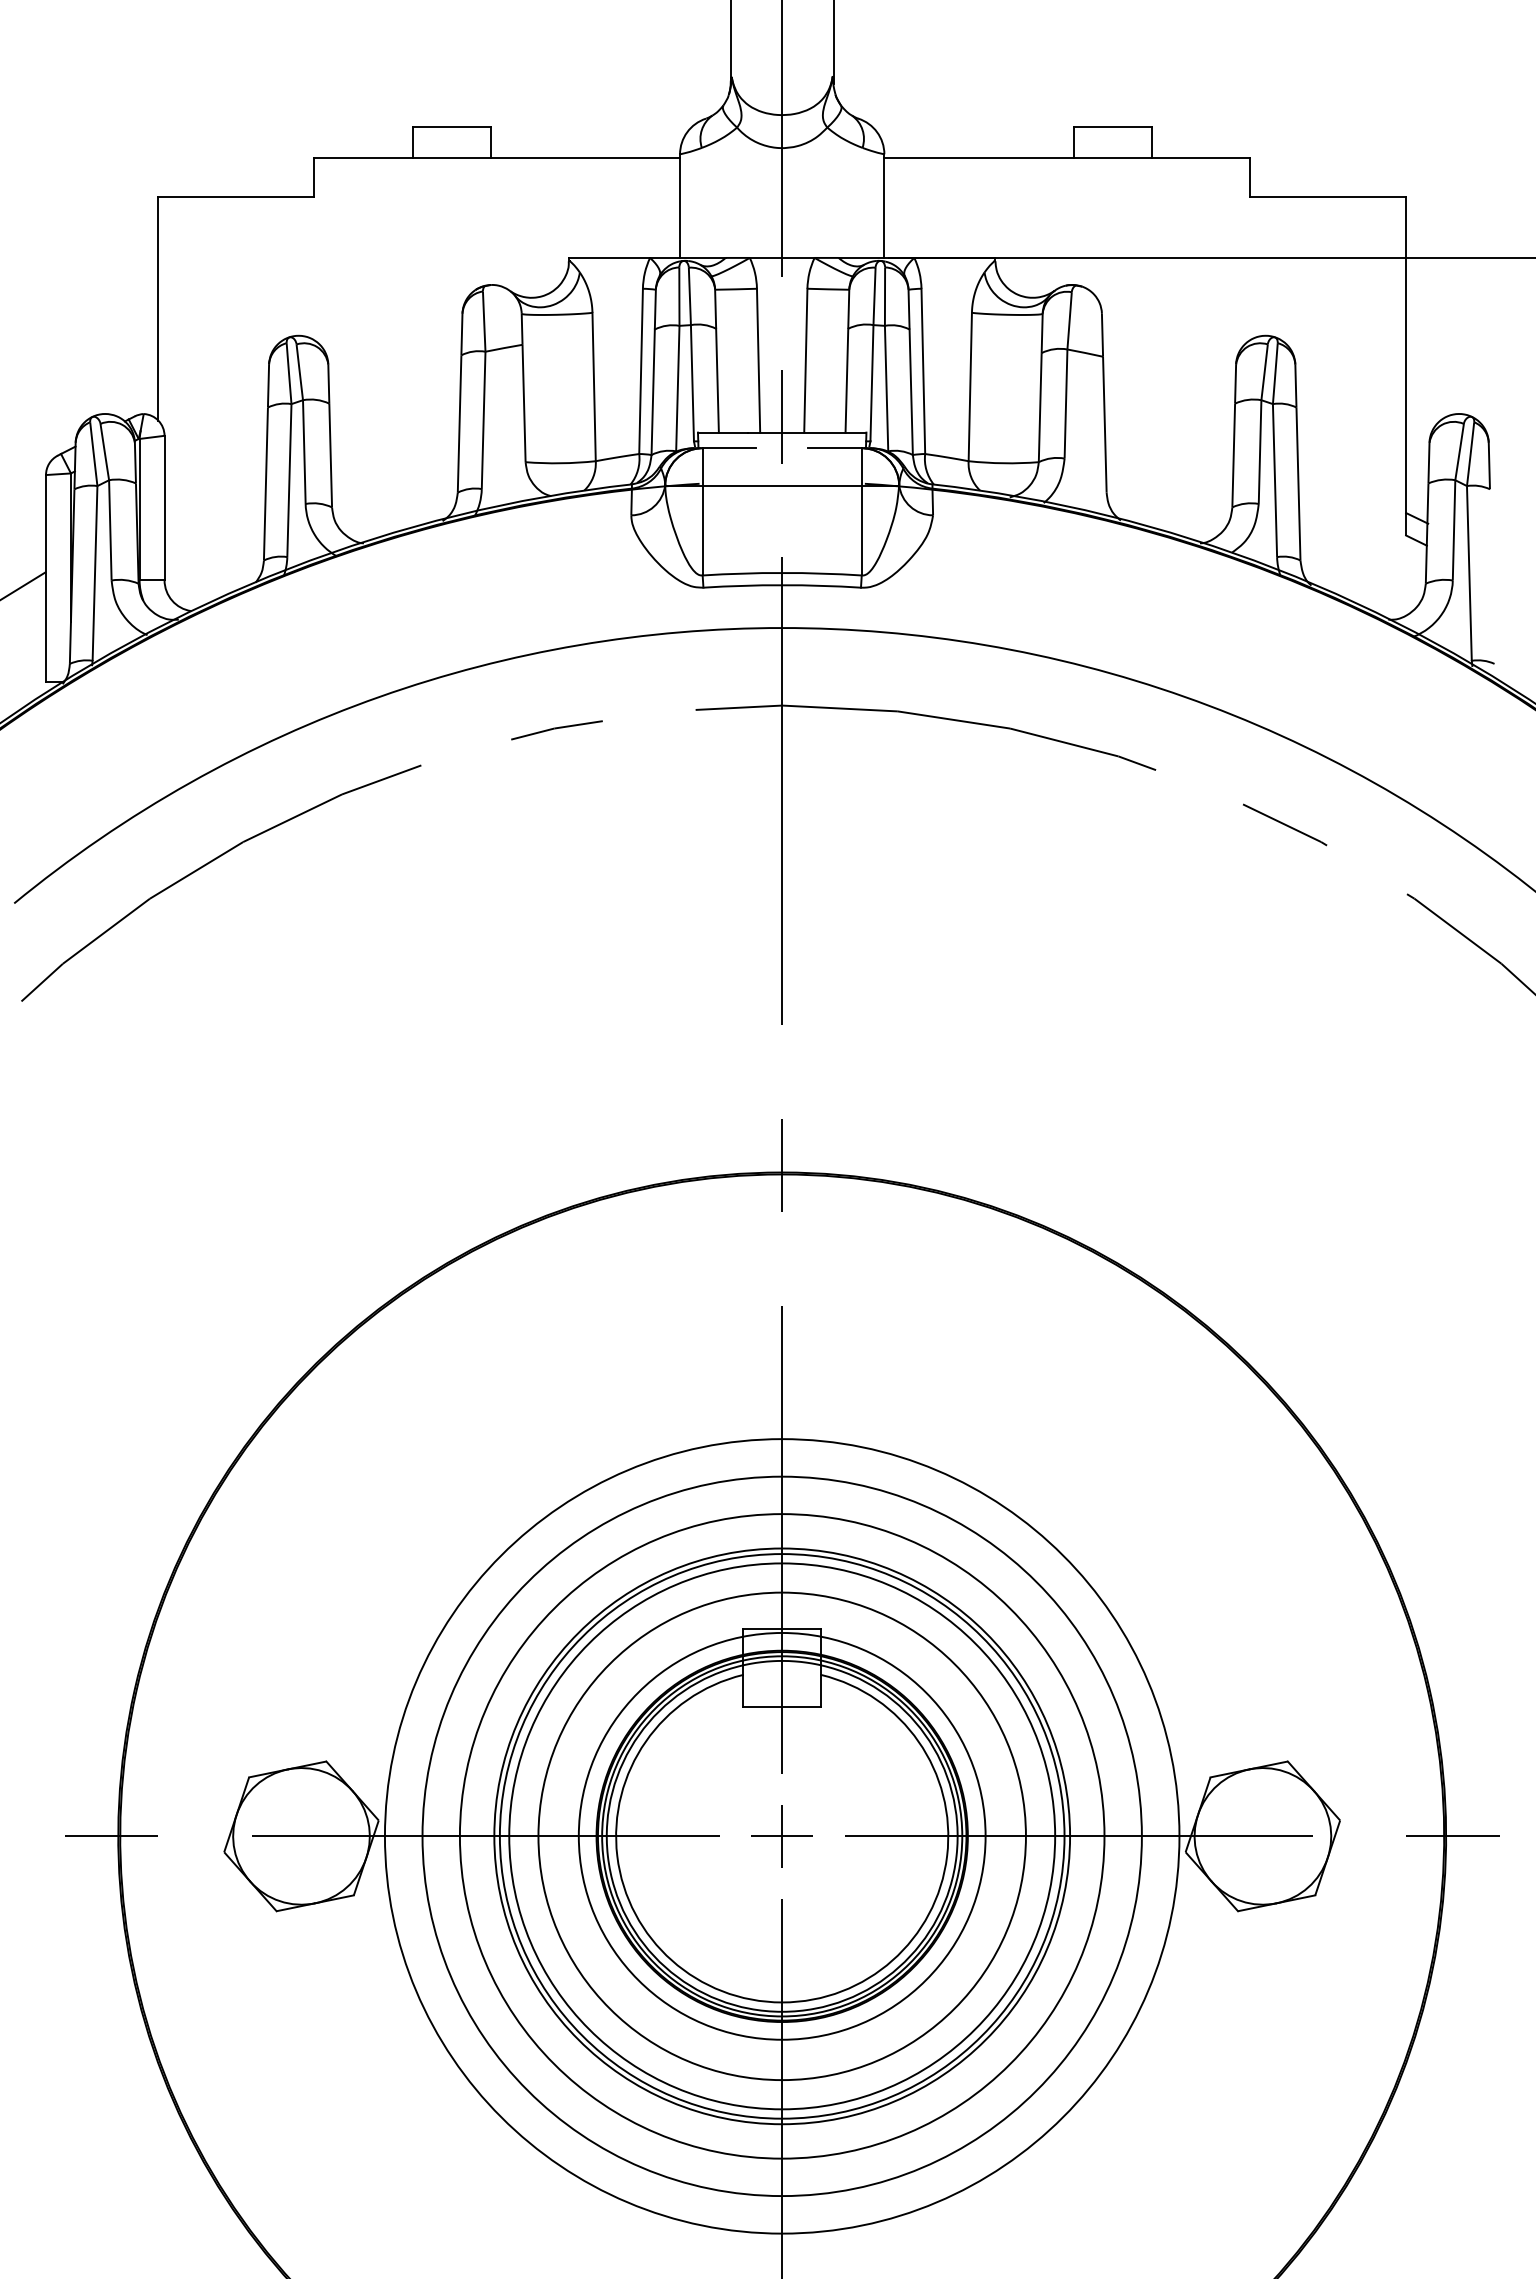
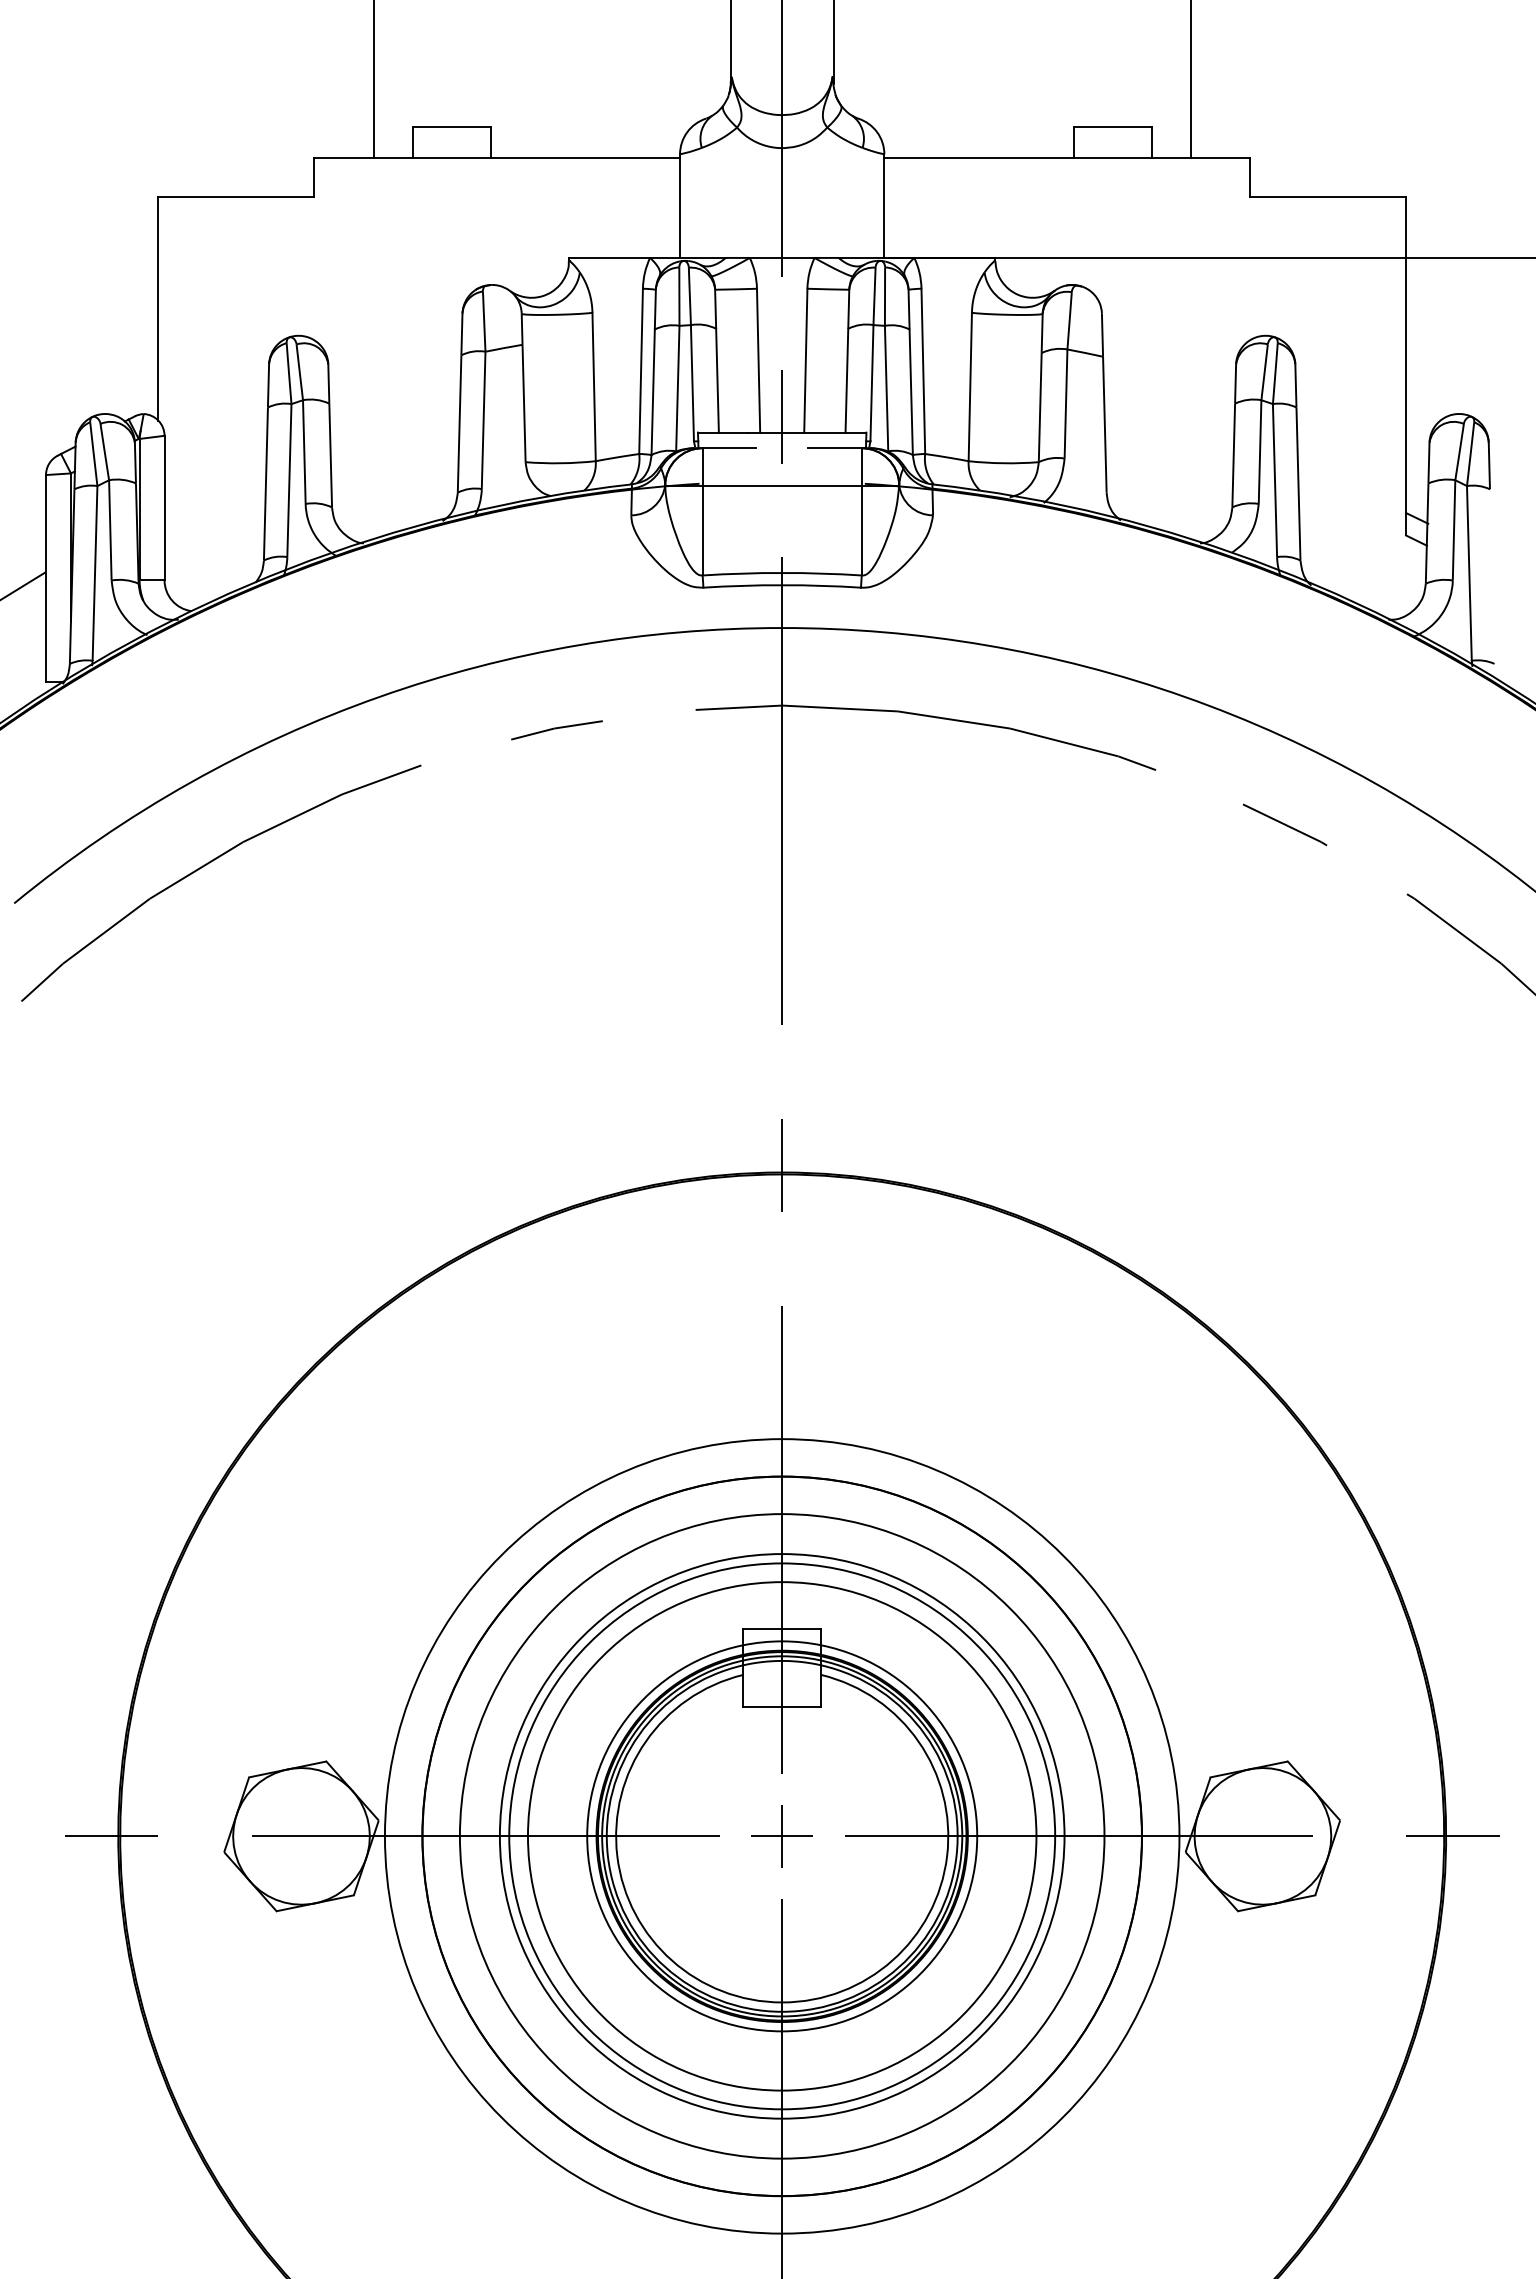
line: none -> present (373, 80)
line: none -> present (1190, 80)
circle diameter: 407 px -> 508 px (781, 1836)
circle diameter: 487 px -> 390 px (782, 1836)
circle diameter: 576 px -> 720 px (782, 1836)
